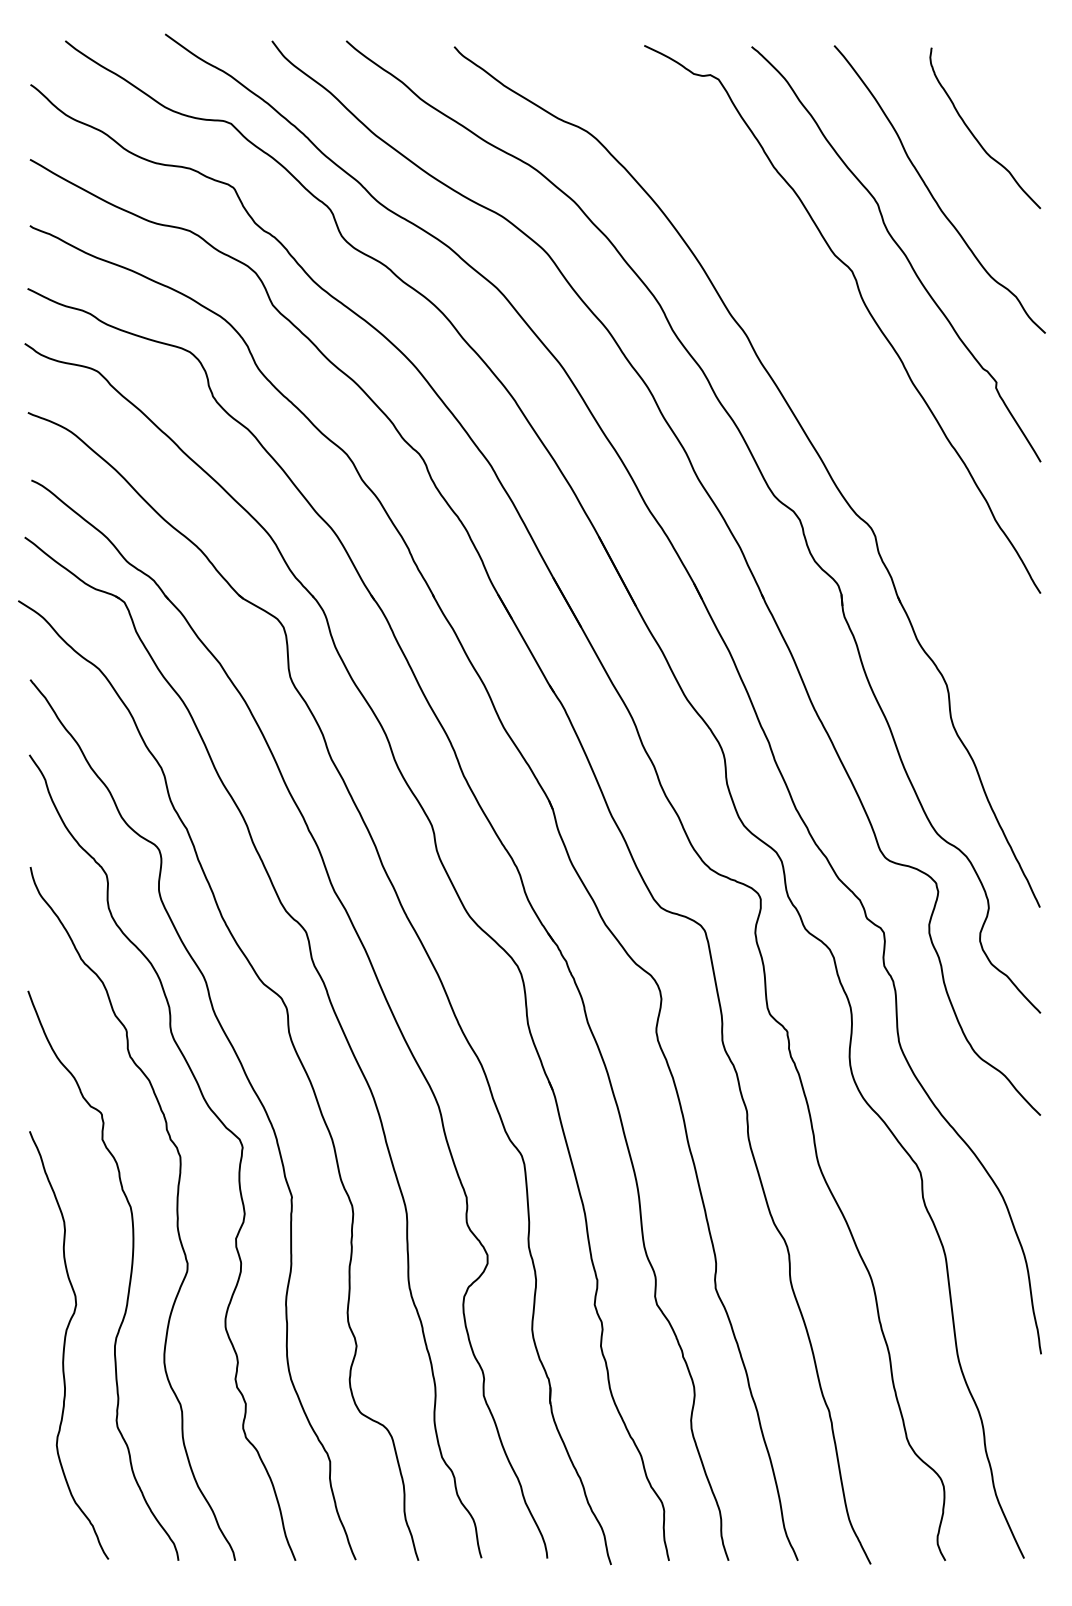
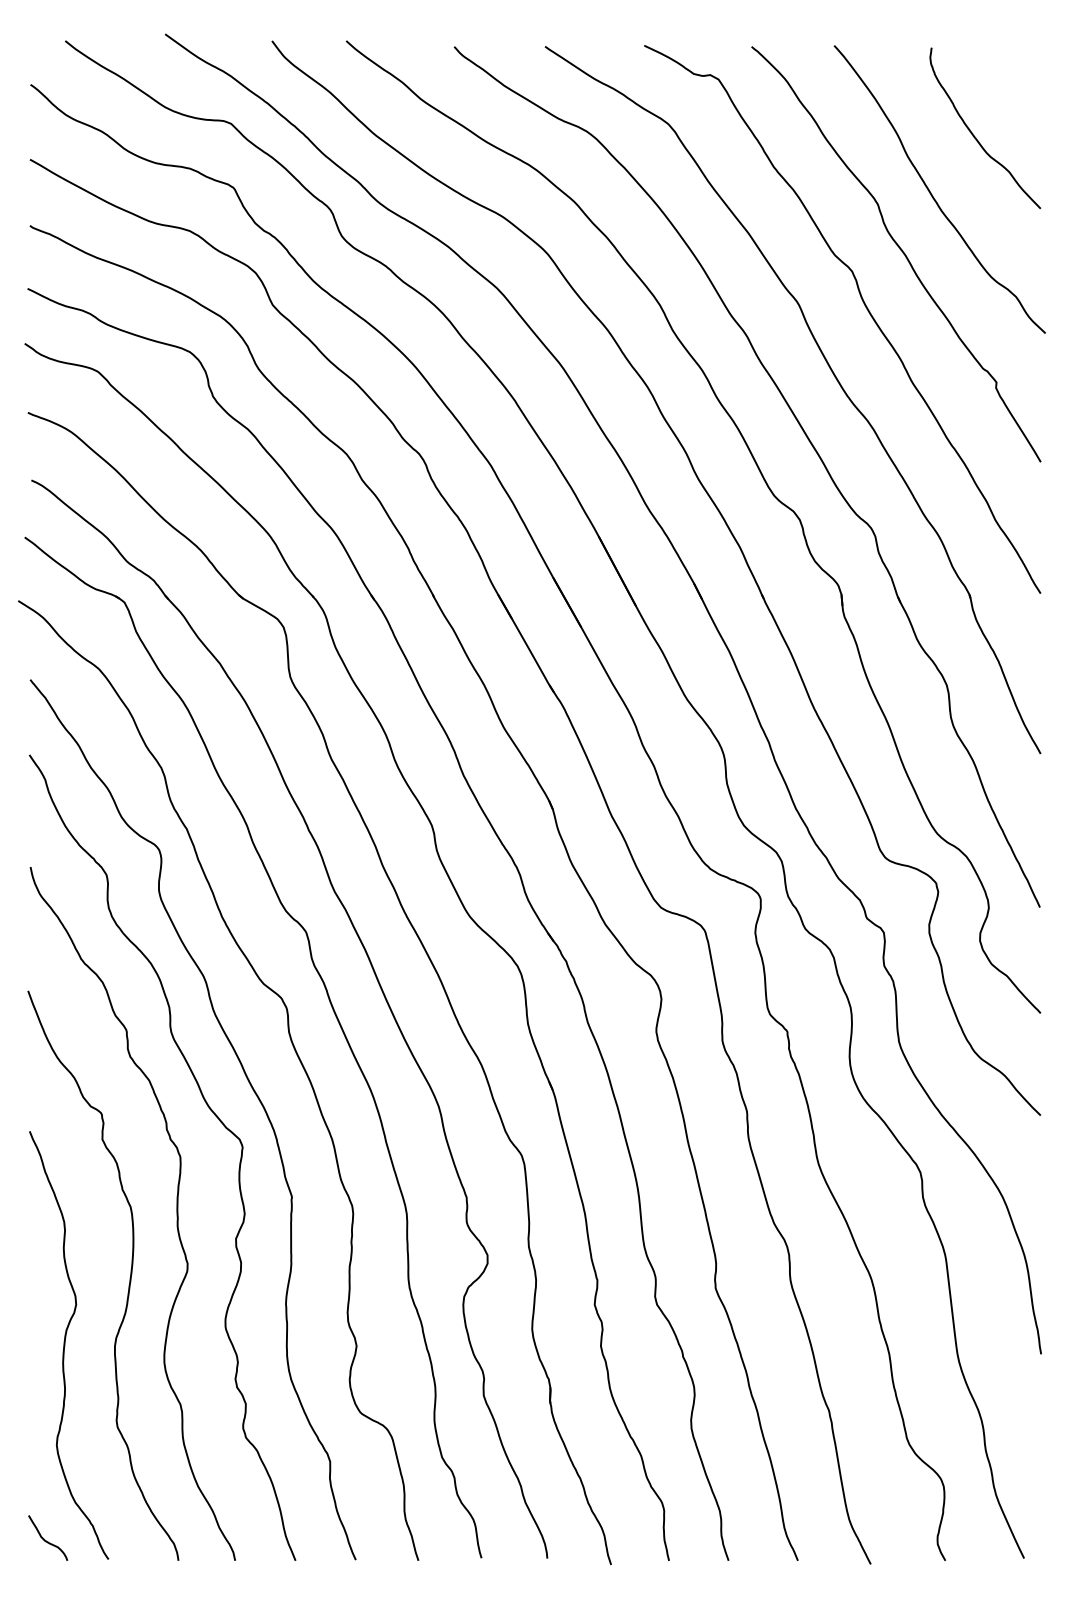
part: none -> present (834, 377)
curve: none -> present (45, 1539)
